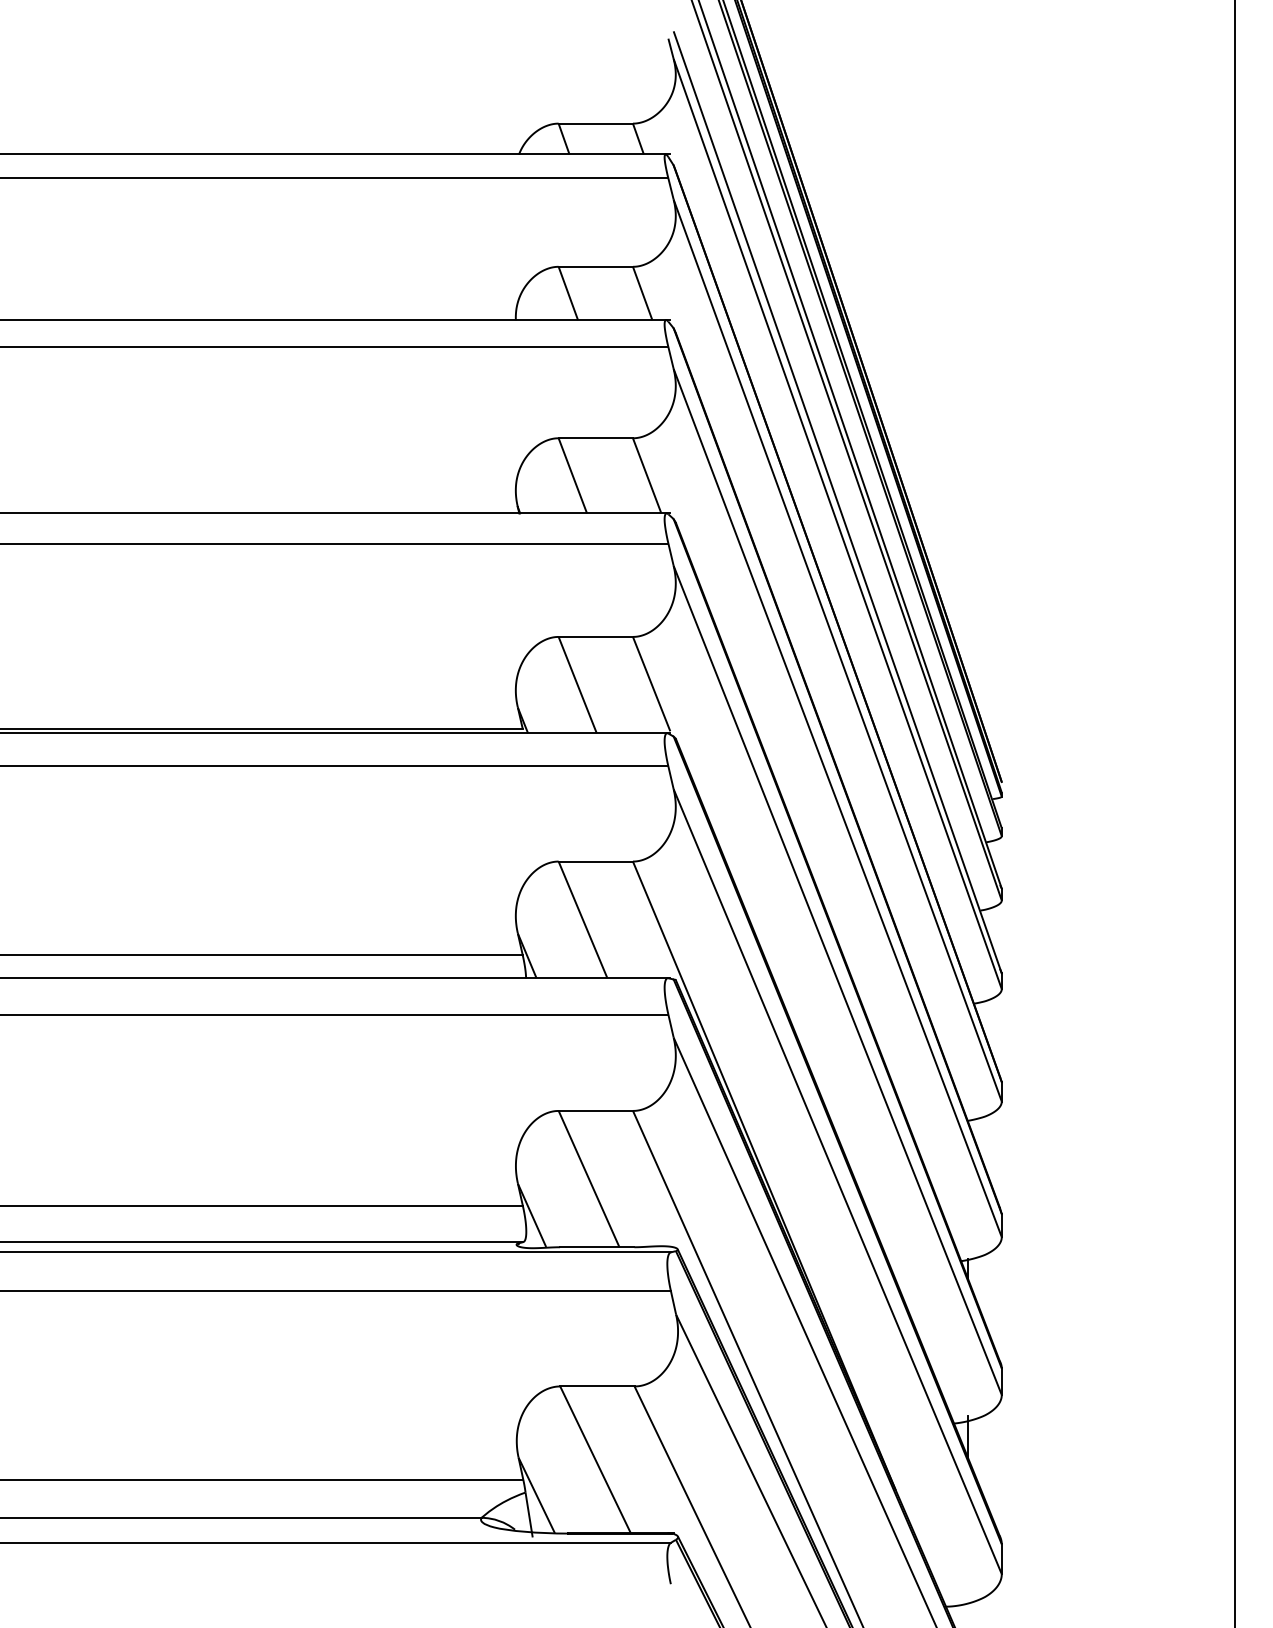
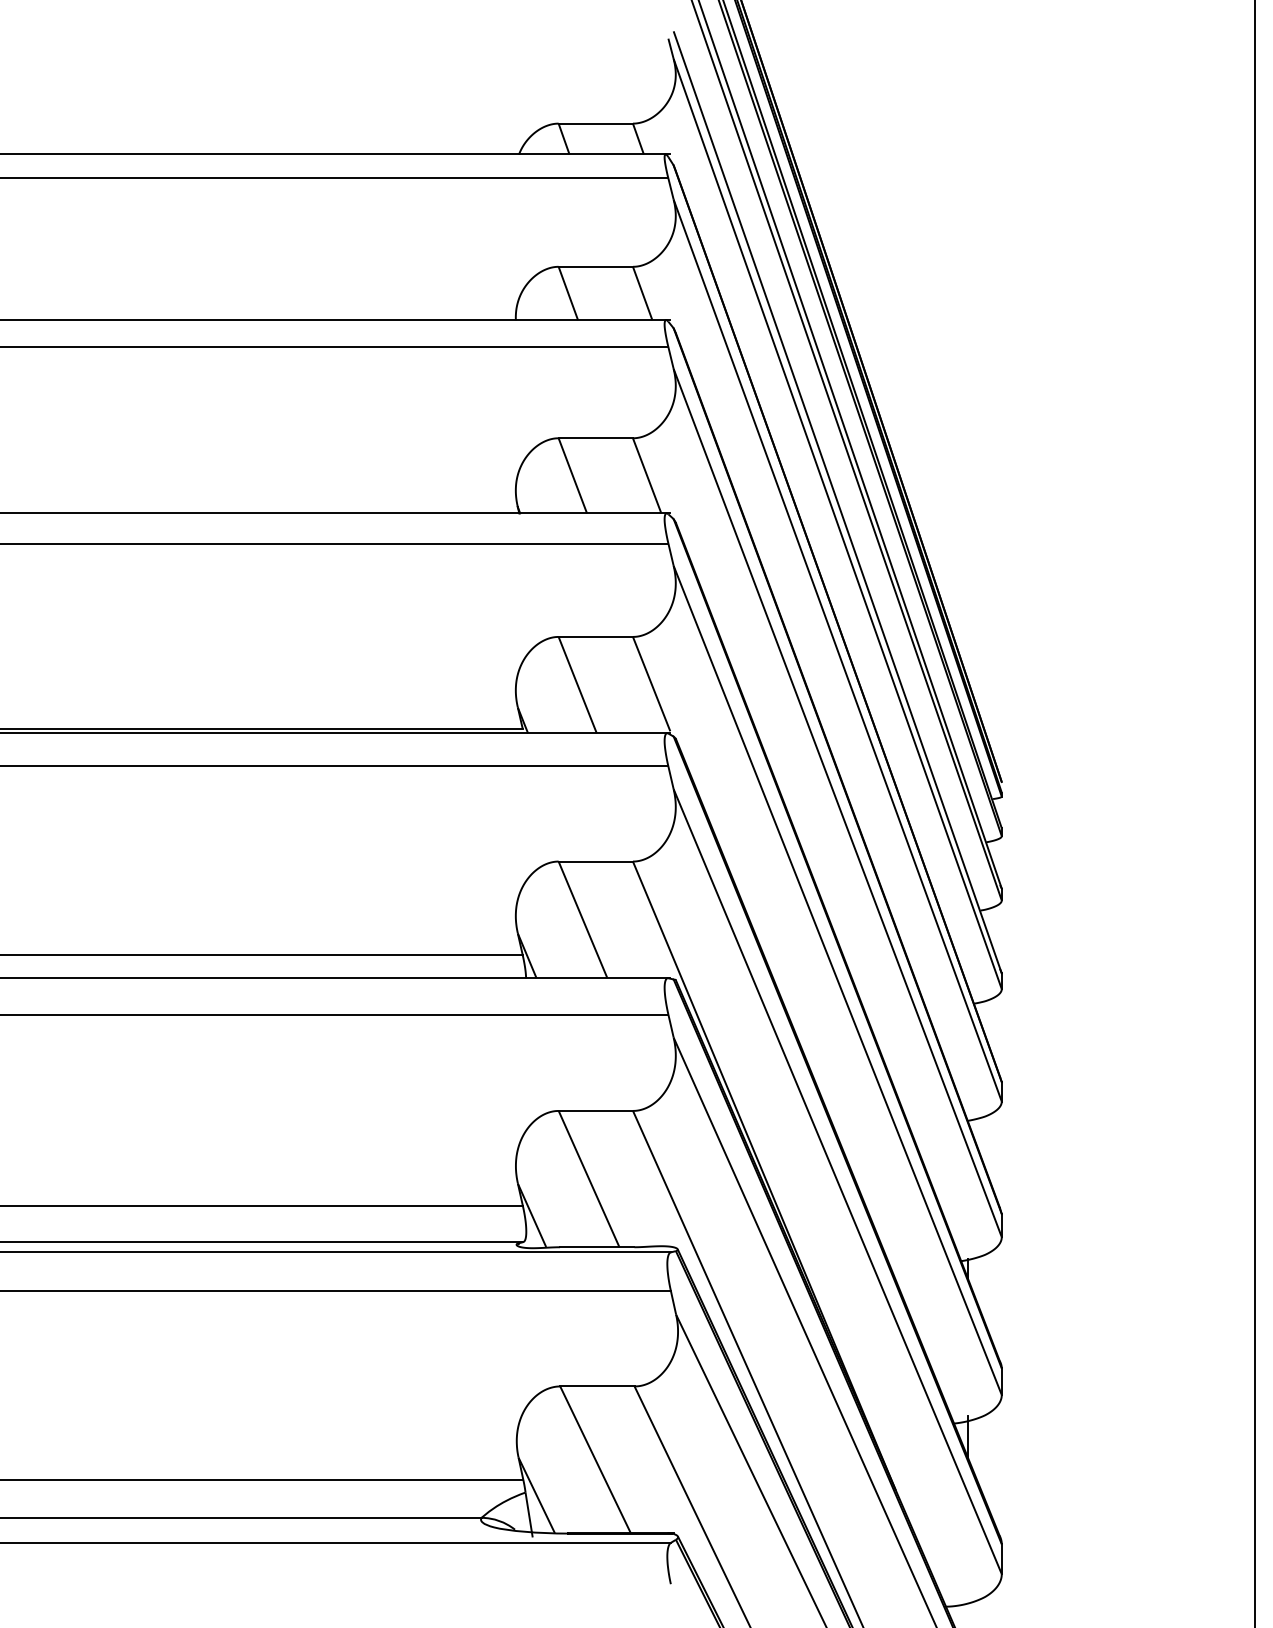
line position: (1234, 813) -> (1254, 813) (1254, 813)
